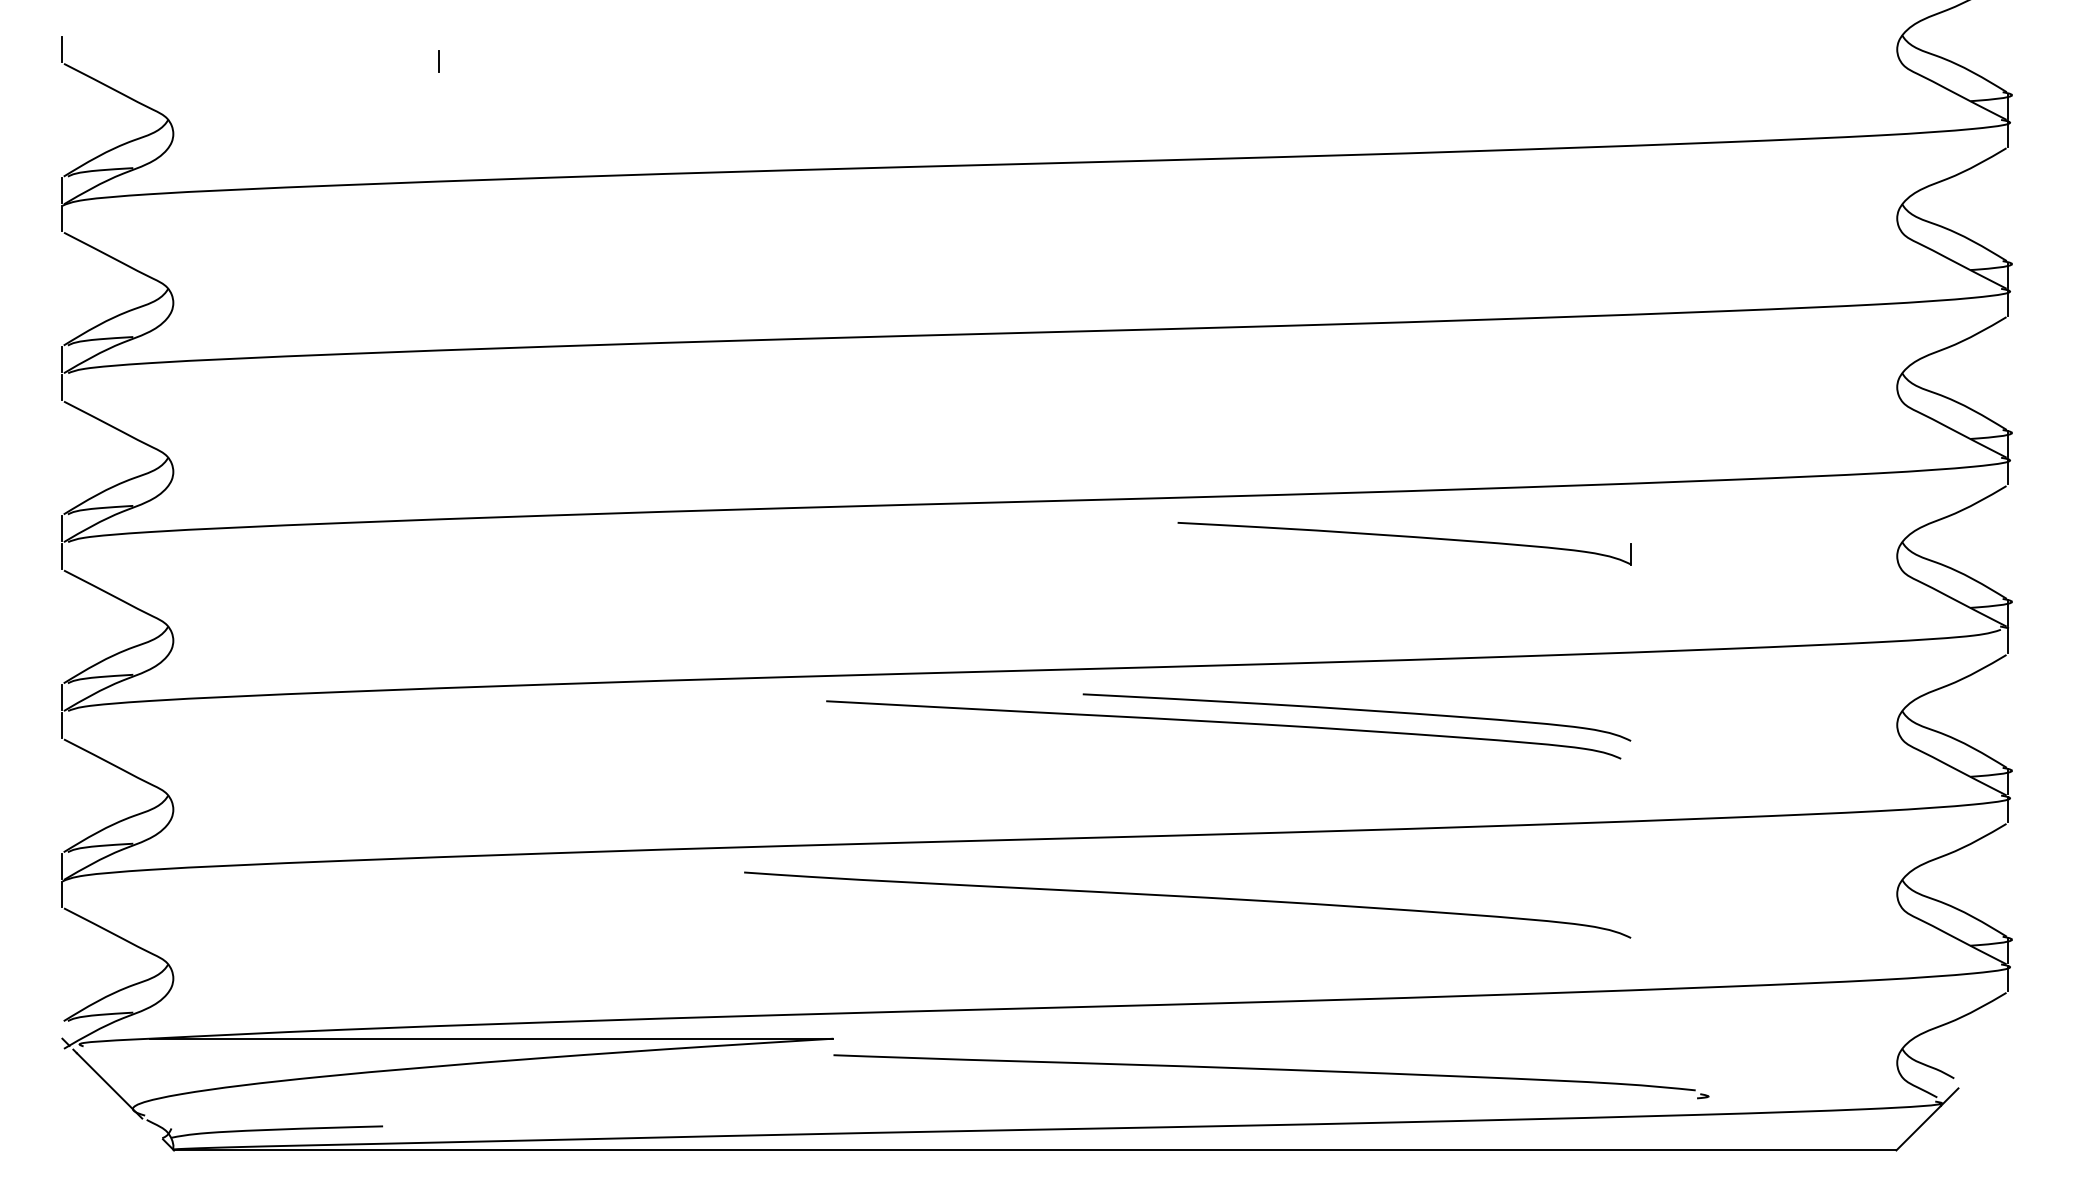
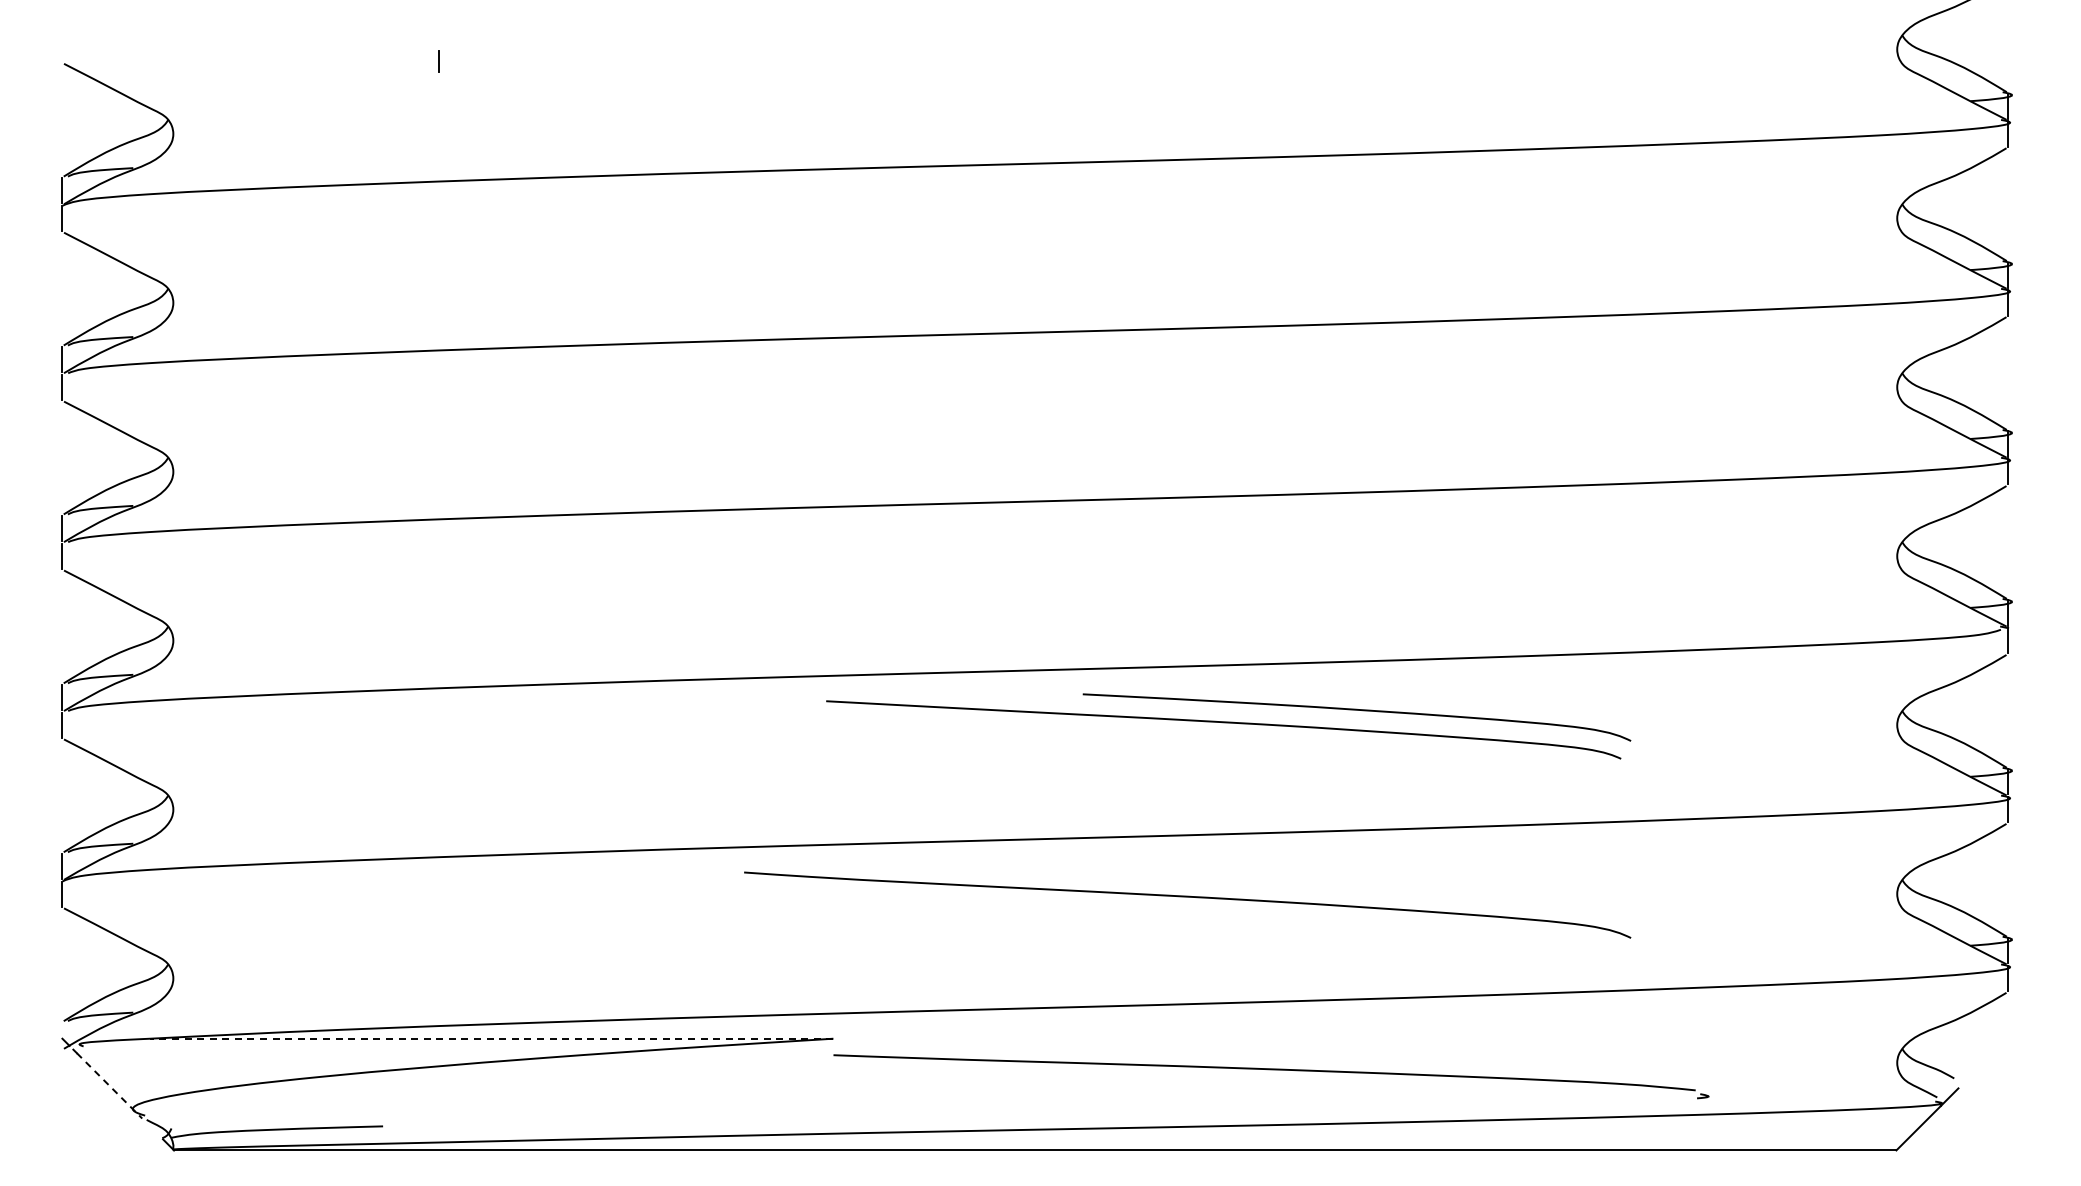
line: present -> none (62, 49)
part: present -> none (1404, 543)
line: solid -> dashed (491, 1038)
line: solid -> dashed (109, 1086)
